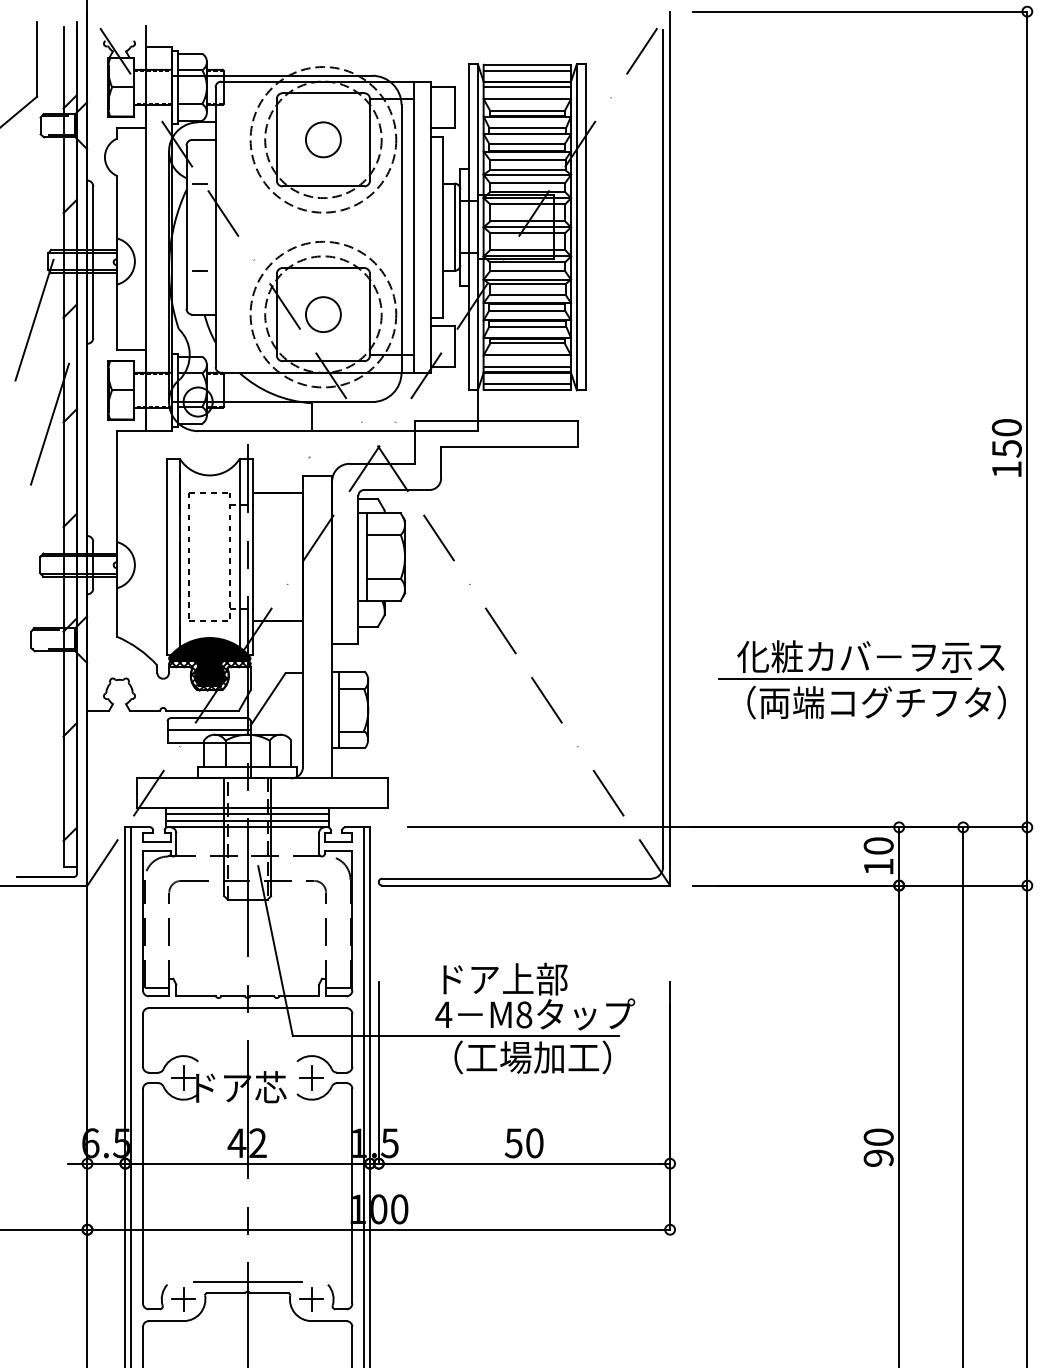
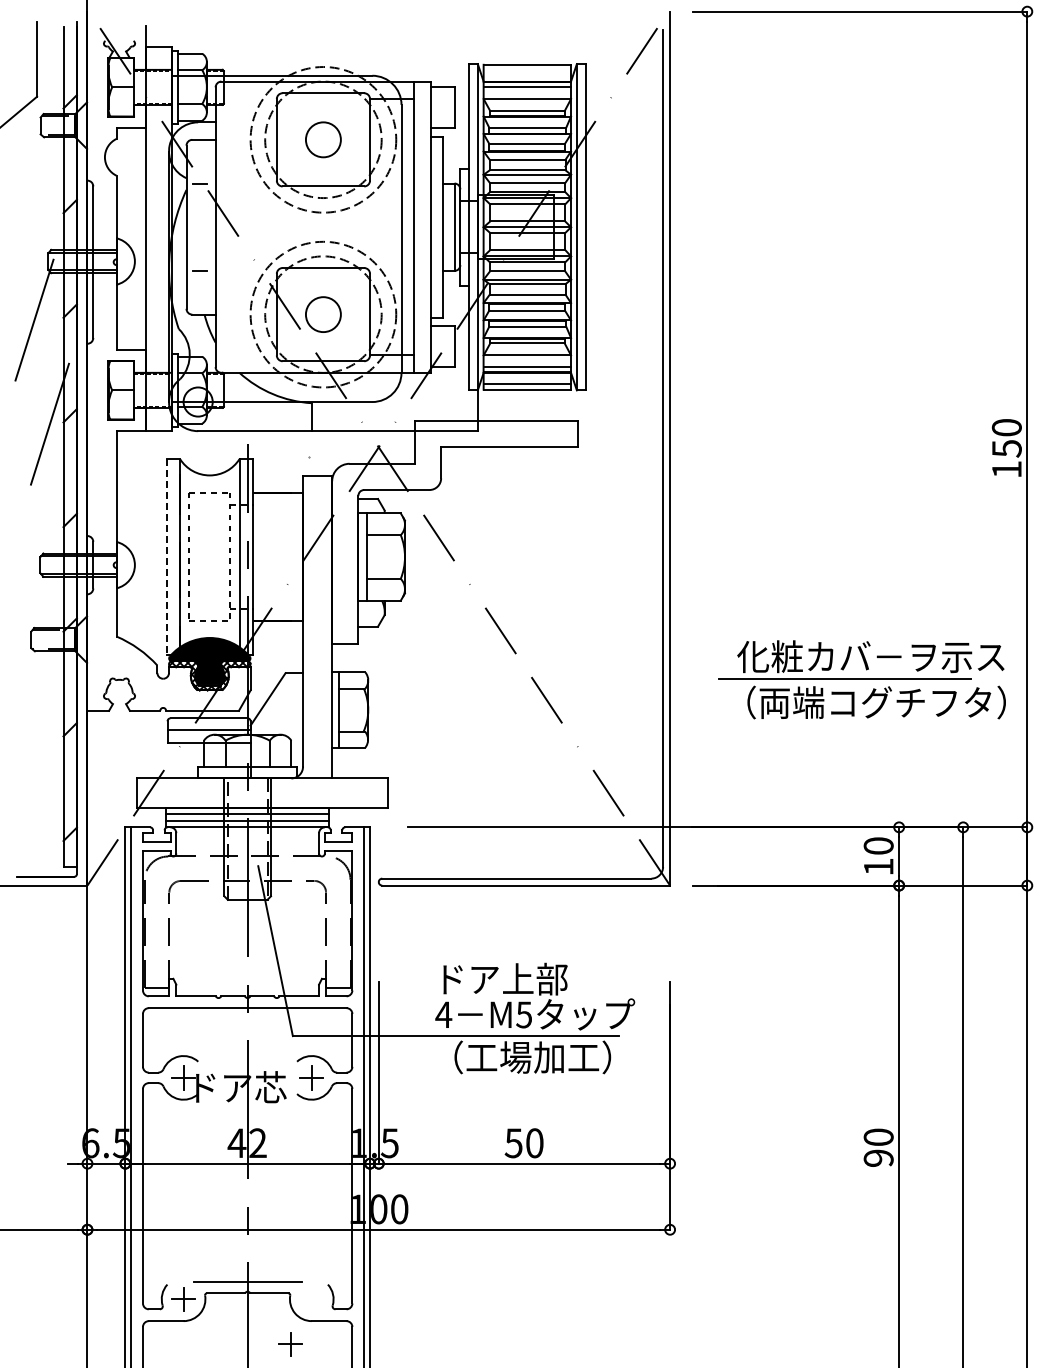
line: present -> none (527, 70)
line: solid -> dashed (166, 557)
text: M8 -> M5 (524, 1014)
part position: (311, 1299) -> (290, 1344) (290, 1344)
